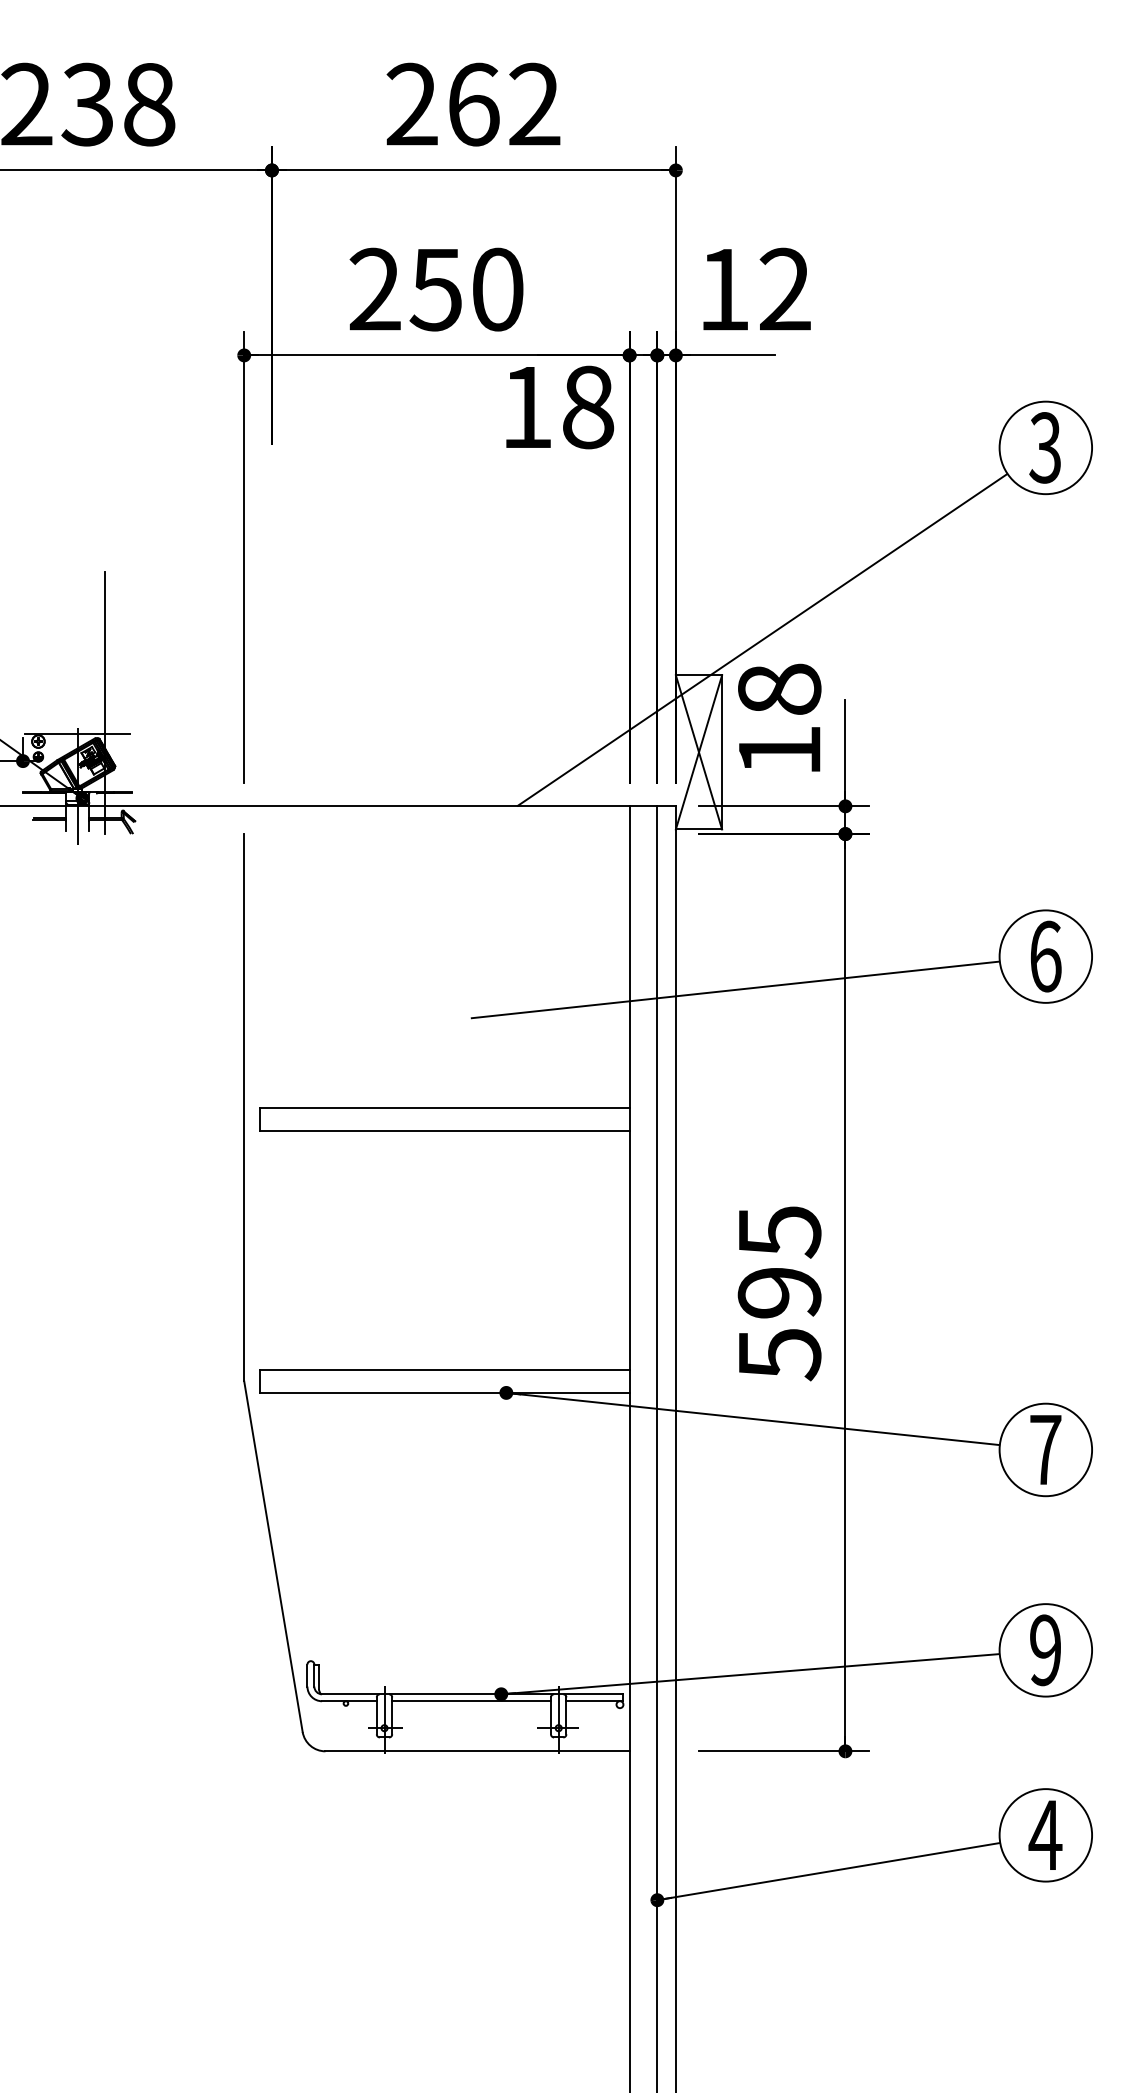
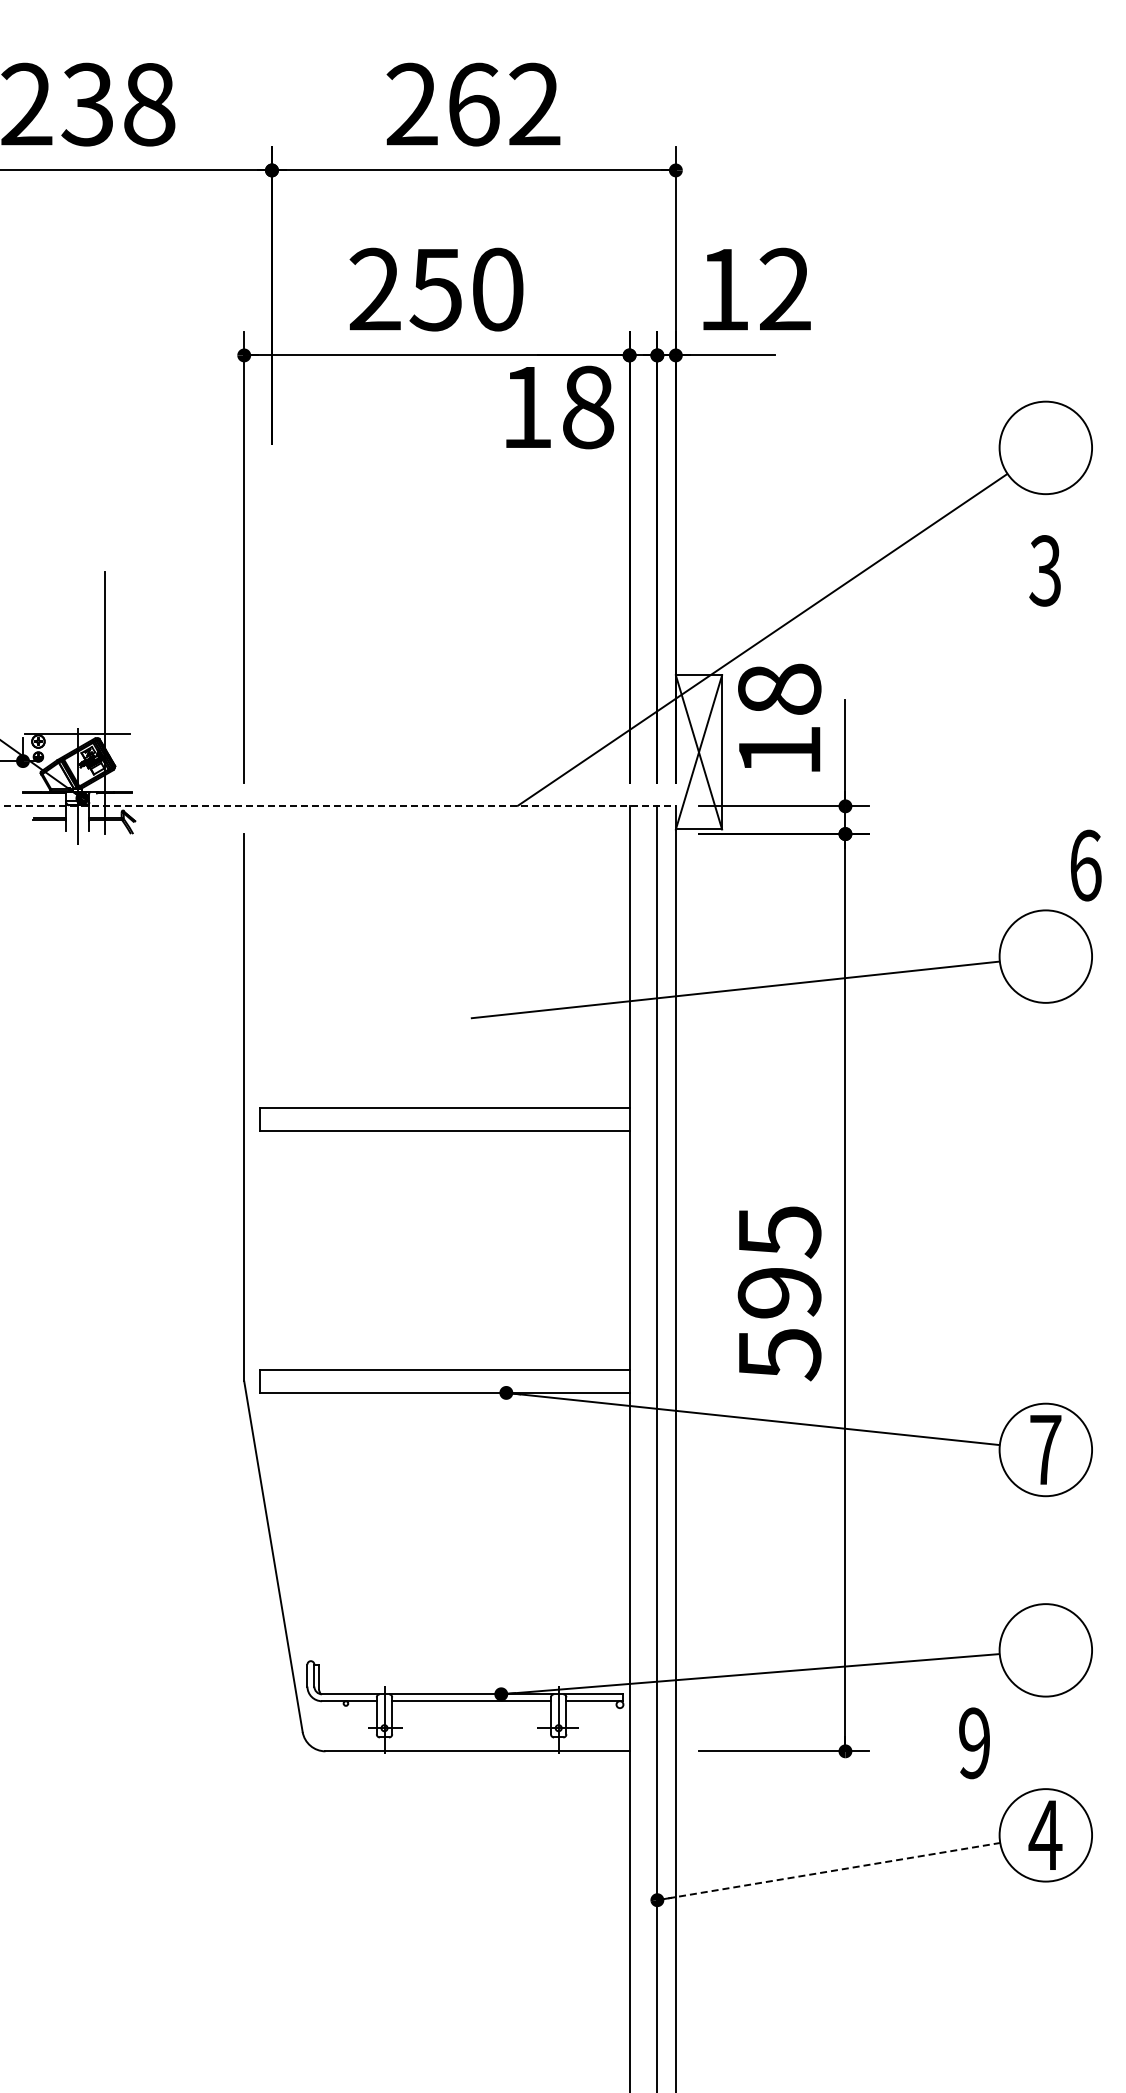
text position: (1044, 447) -> (1044, 570) (1044, 570)
line: solid -> dashed (337, 806)
text position: (1046, 956) -> (1086, 865) (1086, 865)
text position: (1045, 1650) -> (974, 1743) (974, 1743)
line: solid -> dashed (828, 1871)
